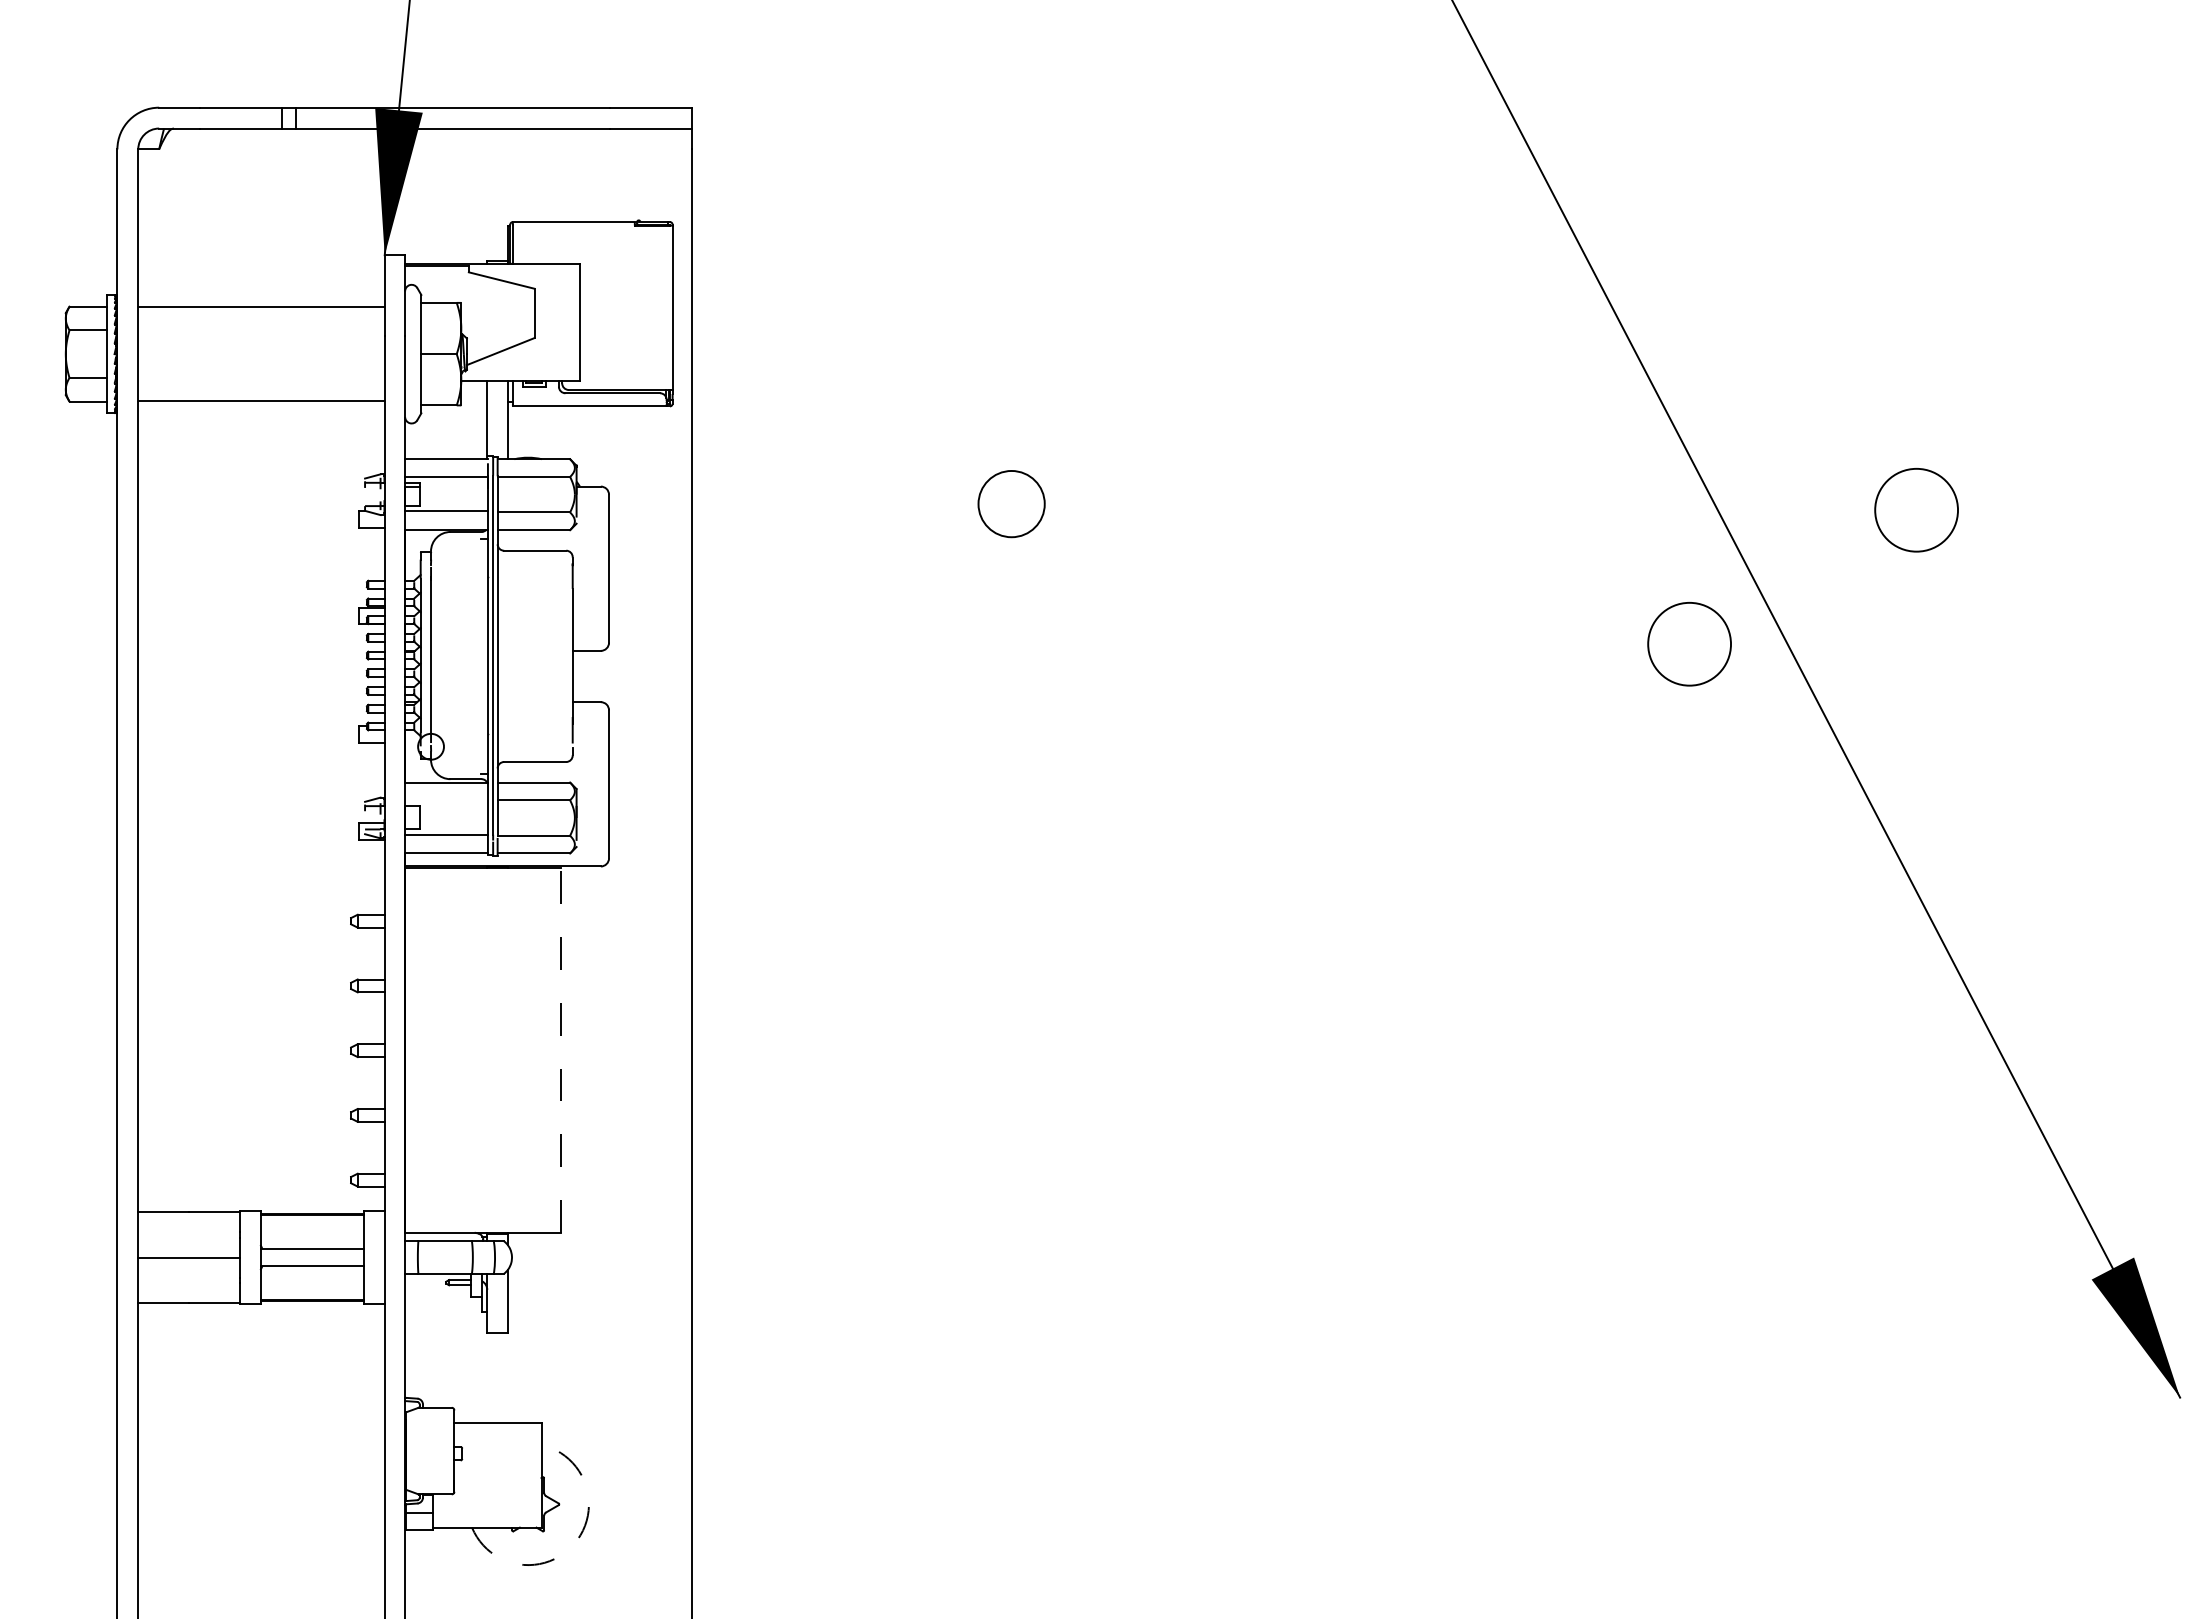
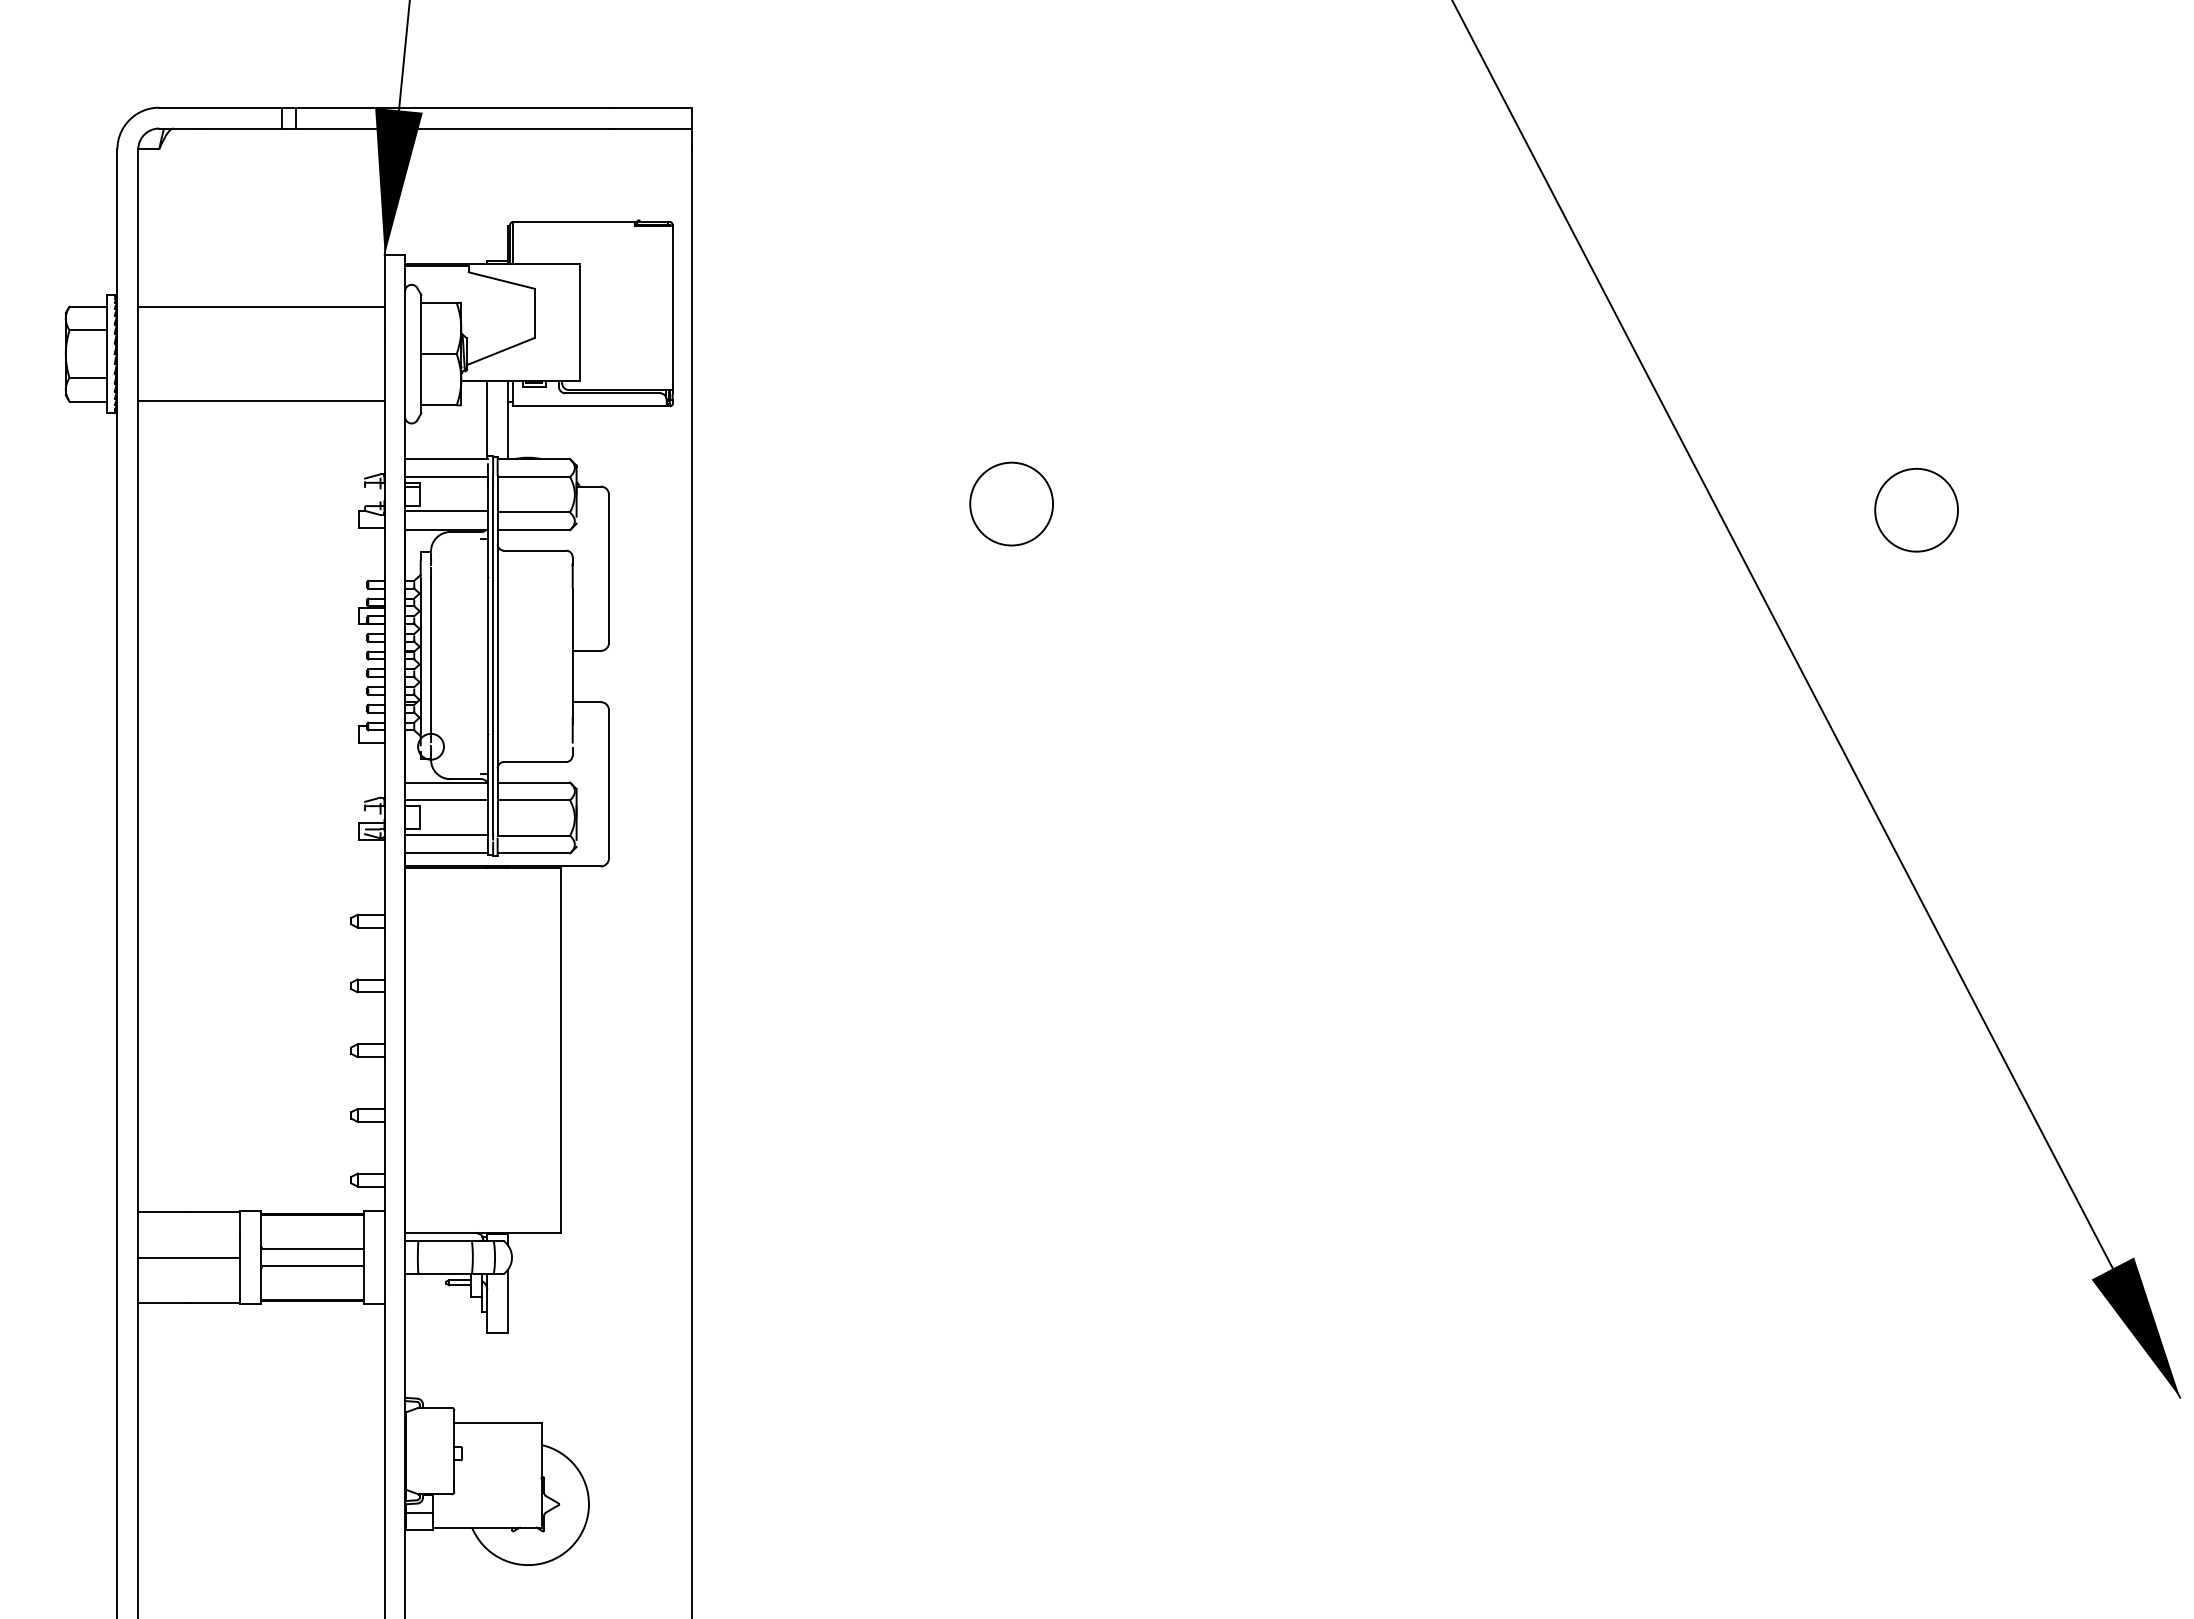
circle diameter: 66 px -> 83 px (1011, 503)
circle: present -> none (1689, 644)
line: none -> present (446, 799)
line: dashed -> solid (560, 1050)
arc: dashed -> solid (574, 1543)
